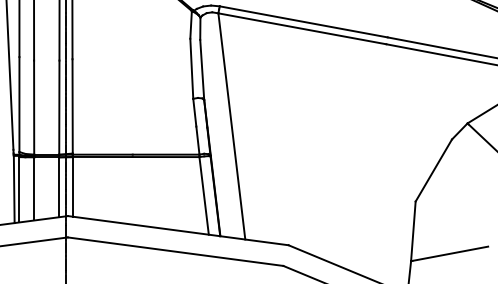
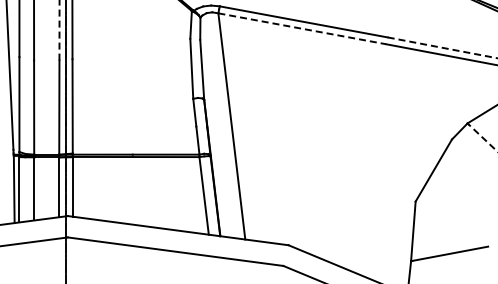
line: solid -> dashed (302, 28)
line: solid -> dashed (59, 29)
line: solid -> dashed (442, 47)
line: solid -> dashed (482, 137)
